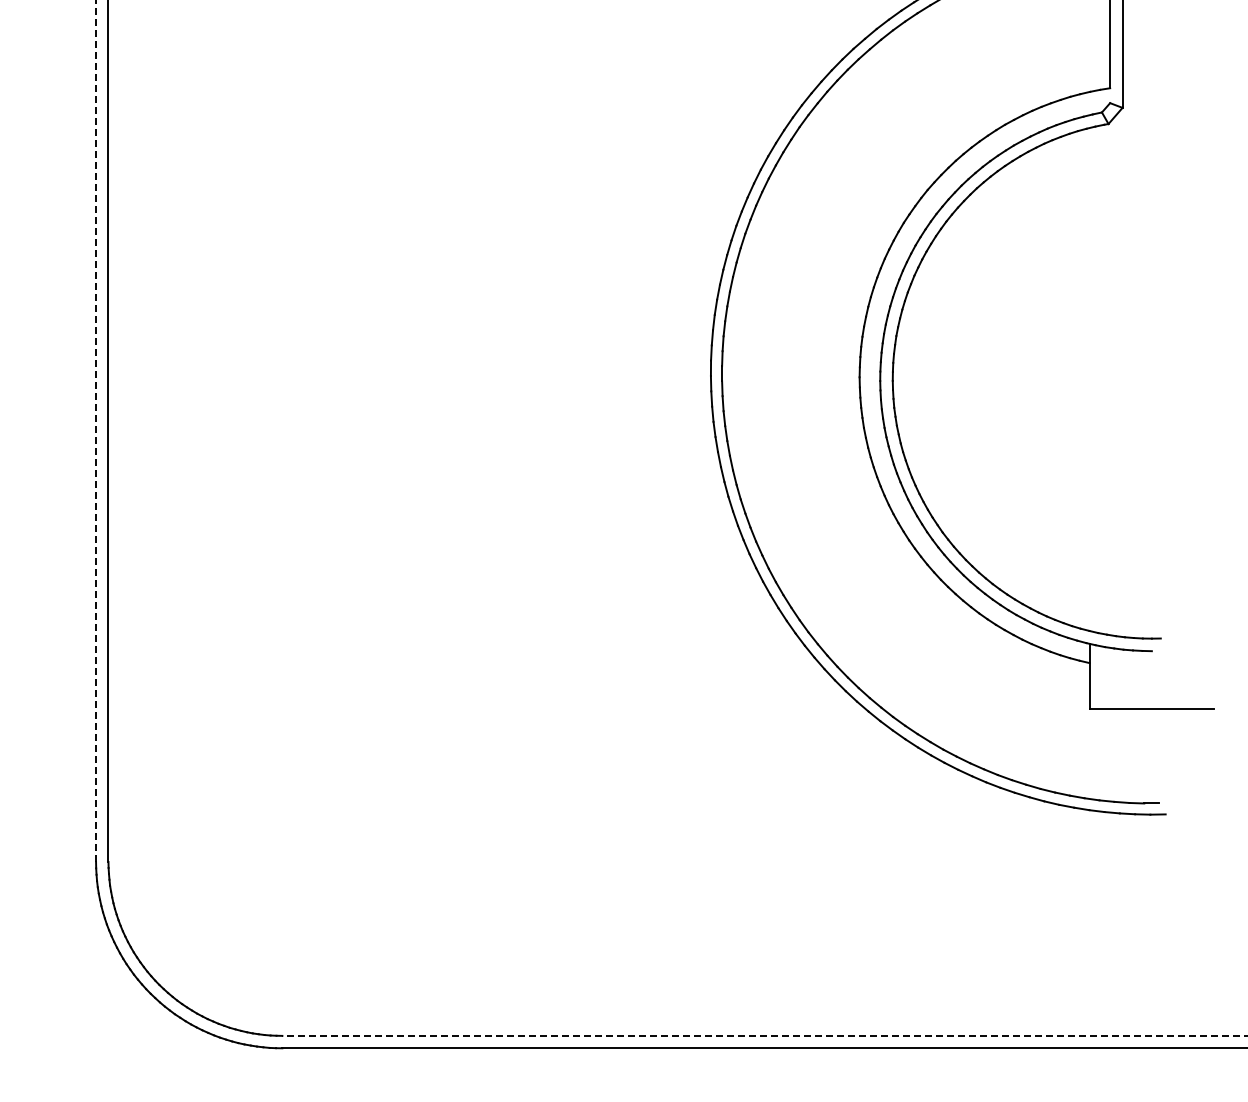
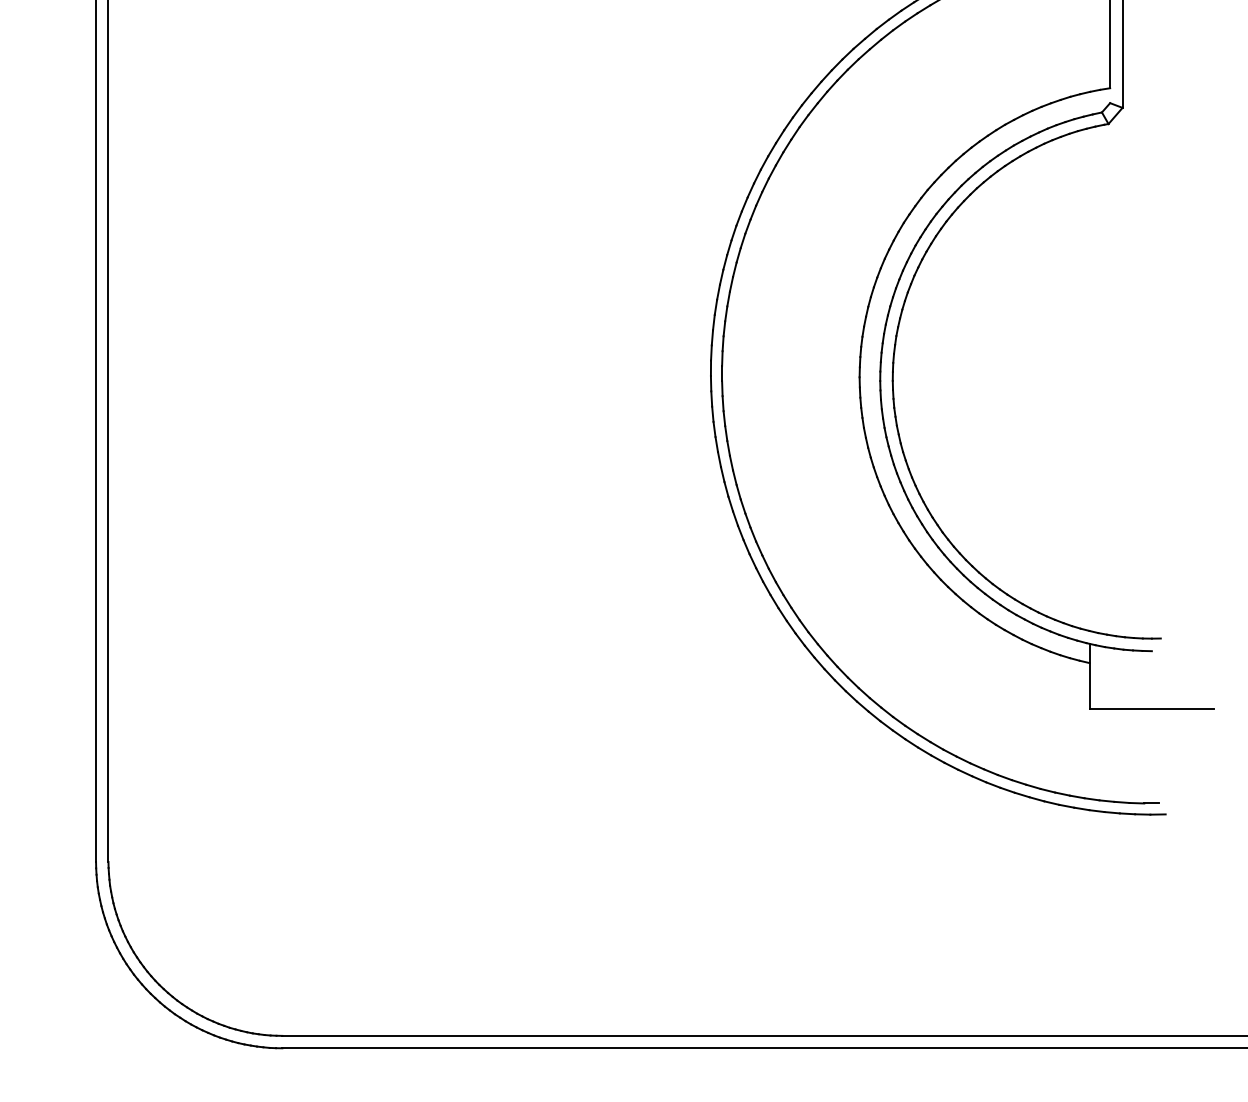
line: dashed -> solid (96, 430)
line: dashed -> solid (764, 1035)
